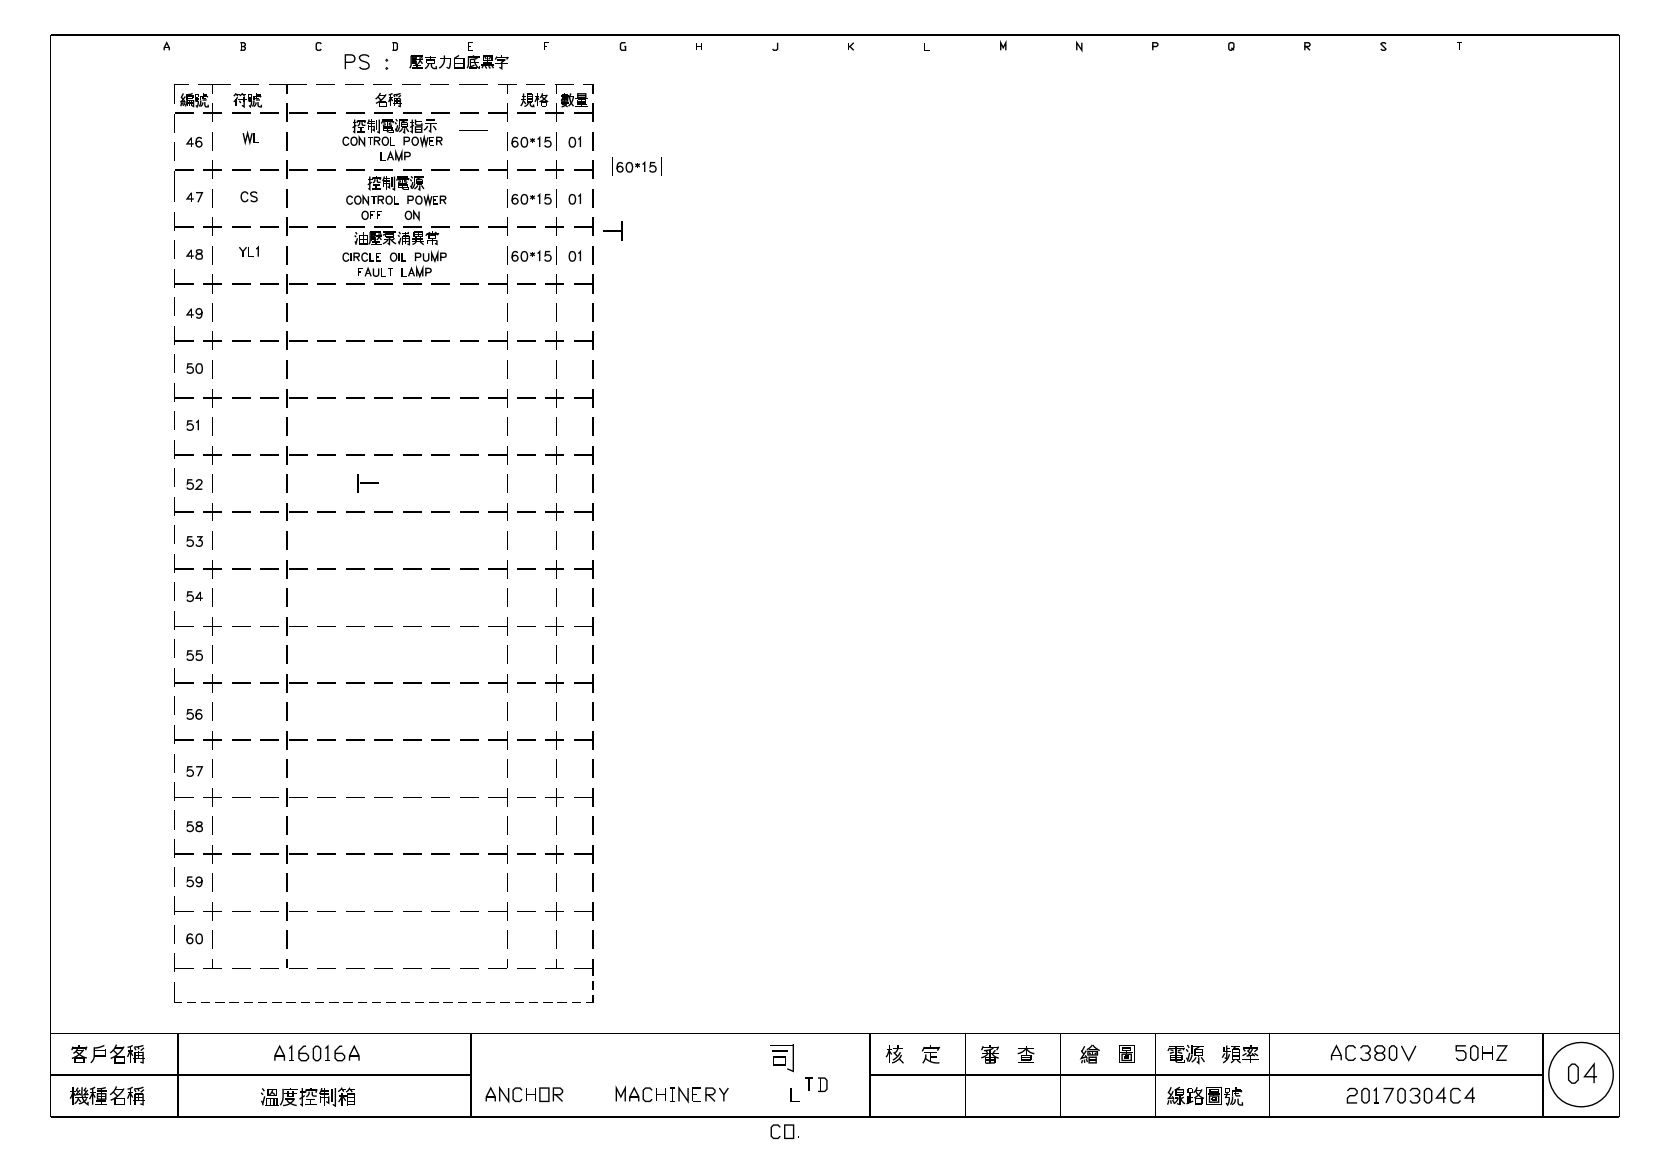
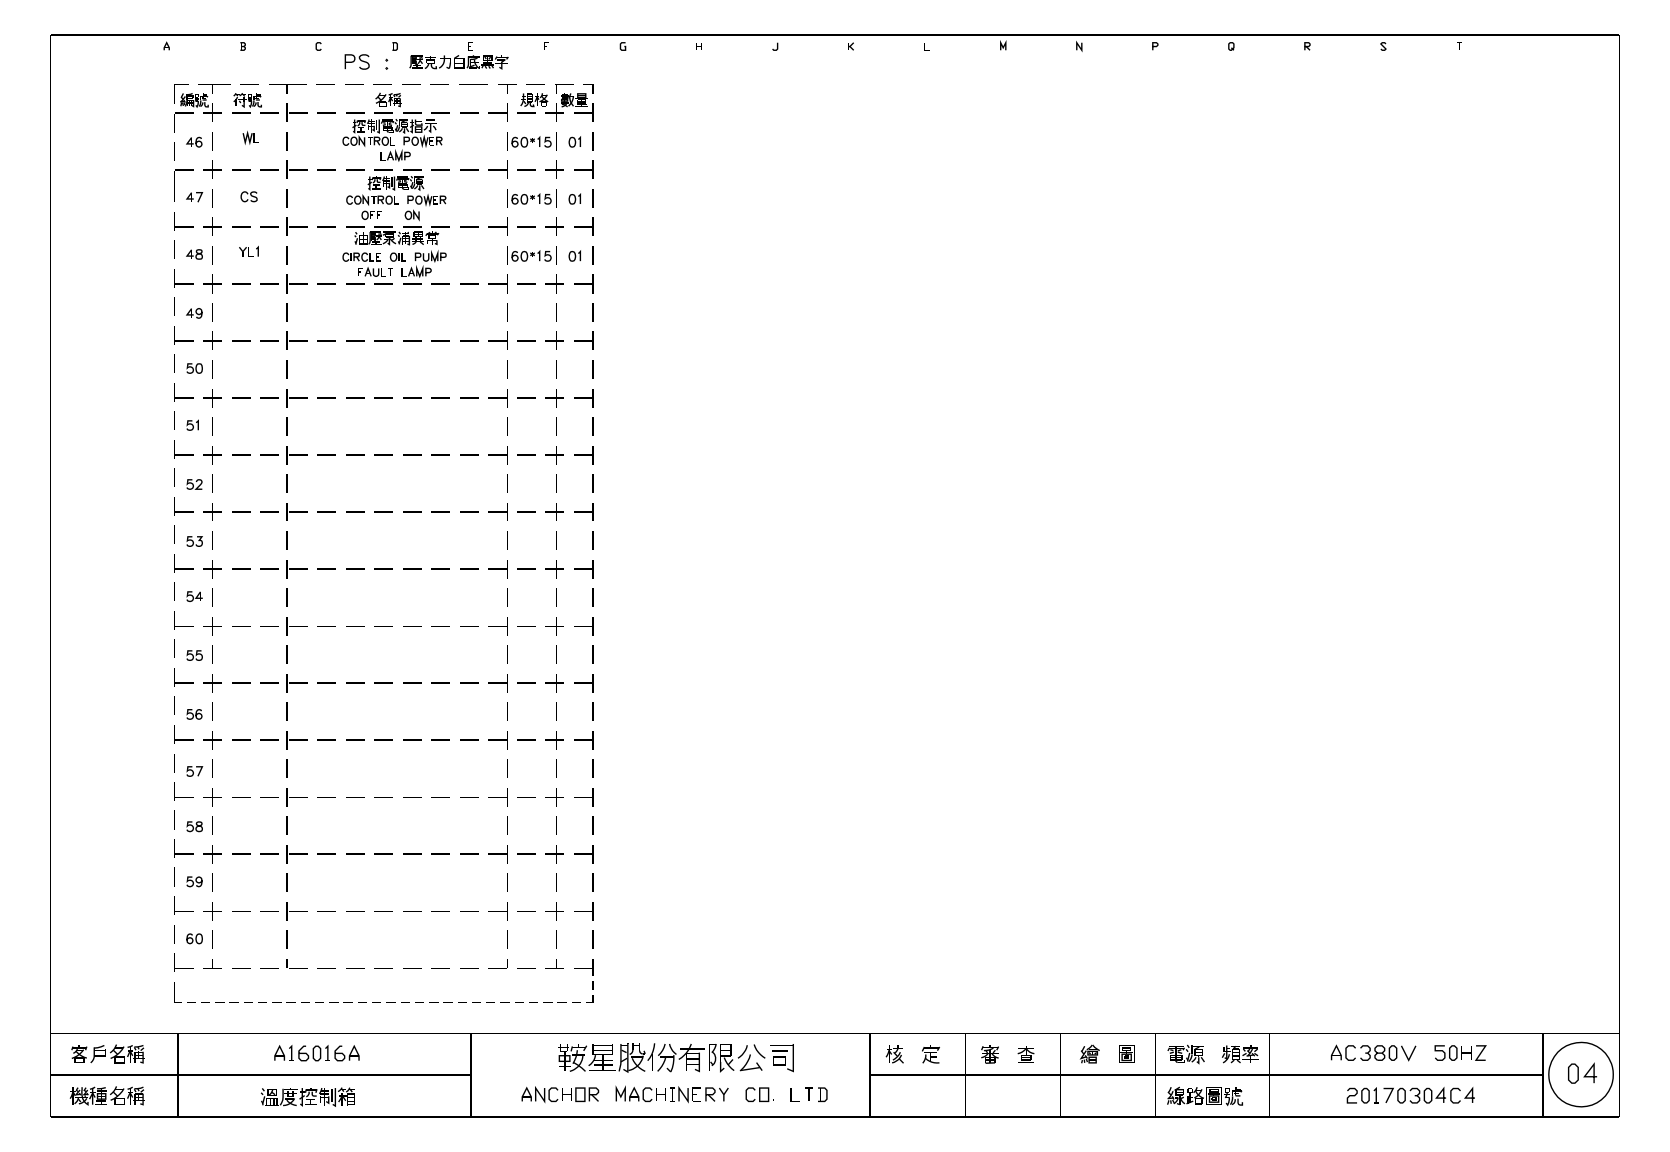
line: present -> none (473, 130)
part: present -> none (636, 166)
part: present -> none (612, 230)
part: present -> none (367, 483)
part position: (1481, 1052) -> (1460, 1052) (1460, 1052)
part: none -> present (661, 1057)
part position: (816, 1084) -> (816, 1094) (816, 1094)
part position: (524, 1094) -> (560, 1094) (560, 1094)
part position: (784, 1131) -> (759, 1094) (759, 1094)
